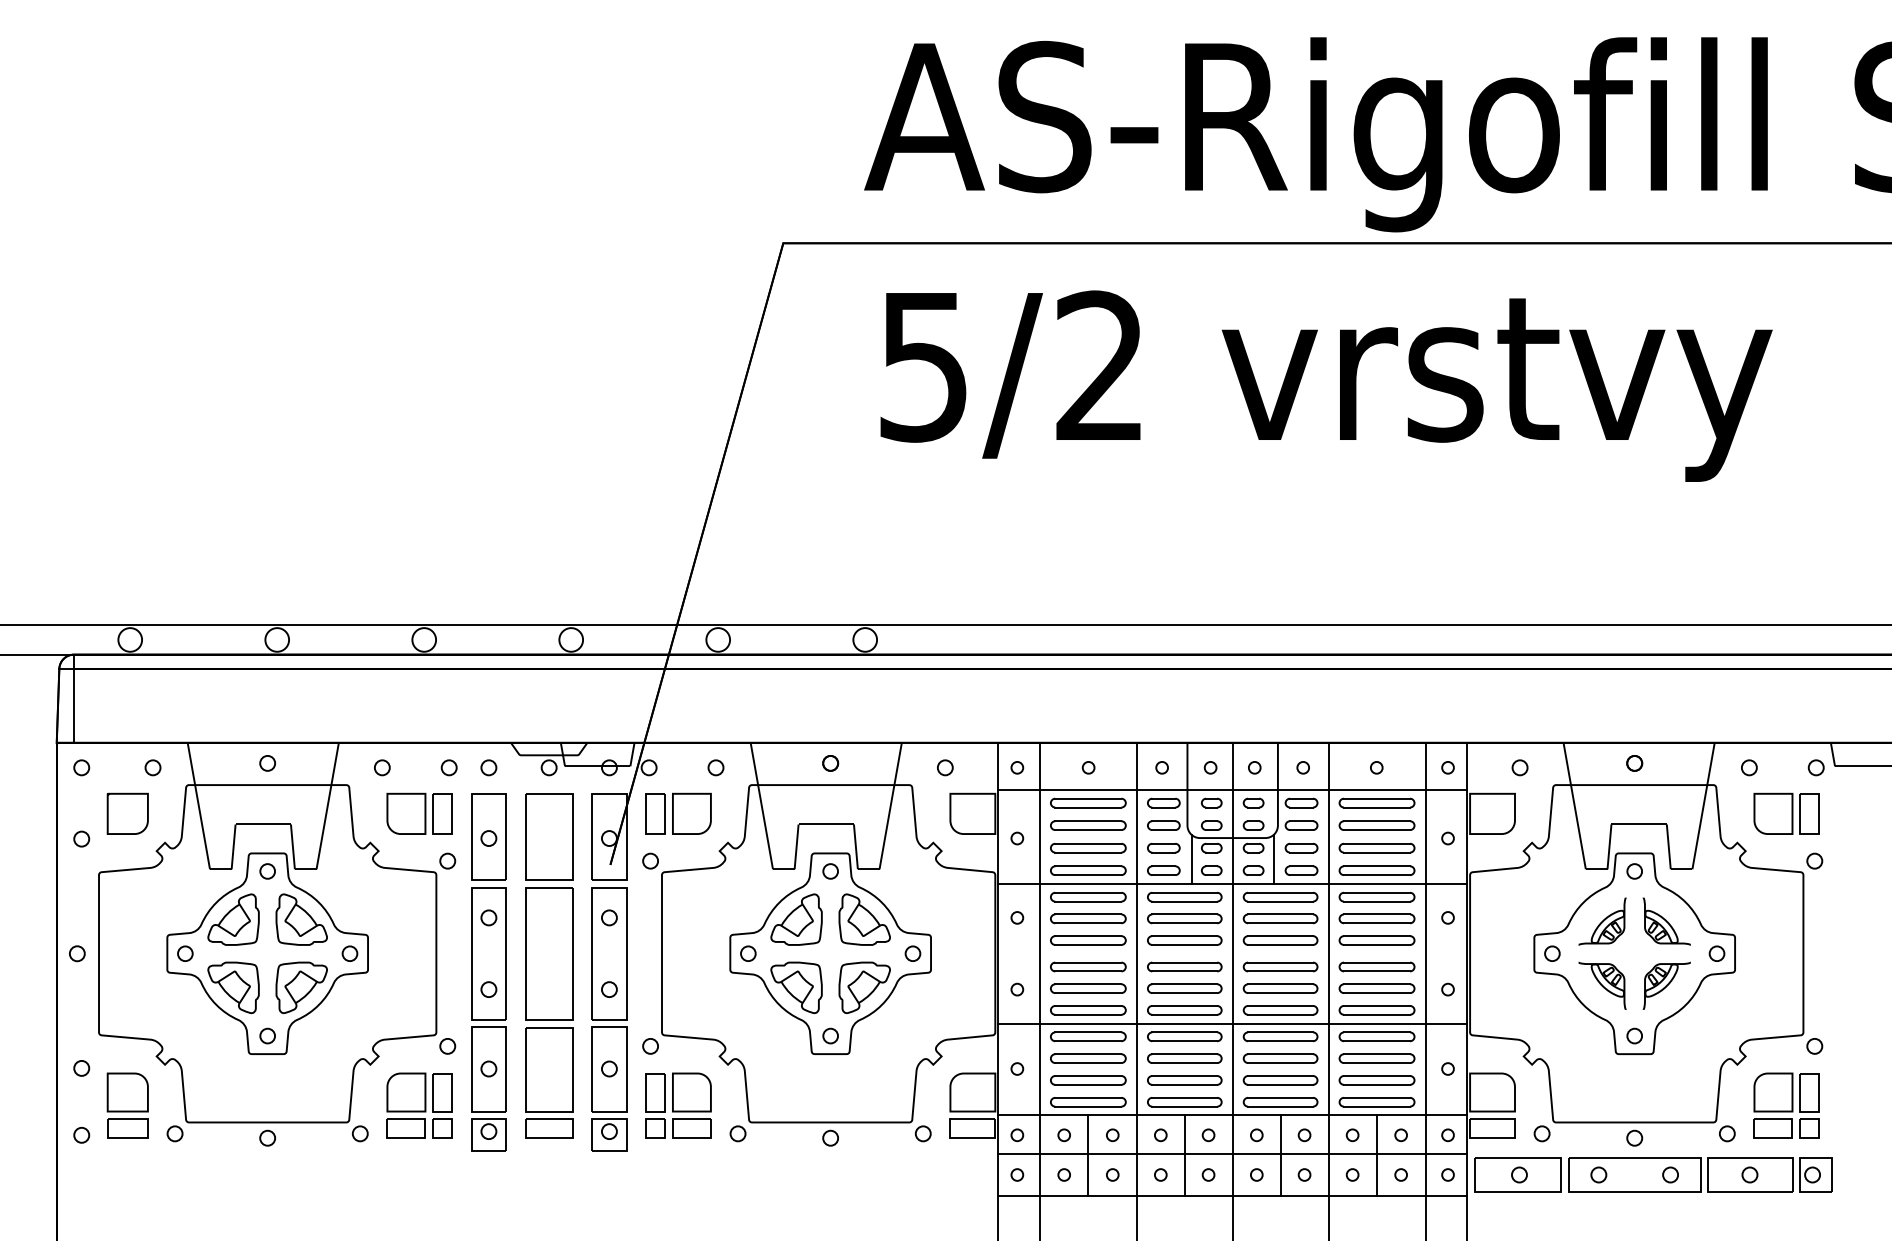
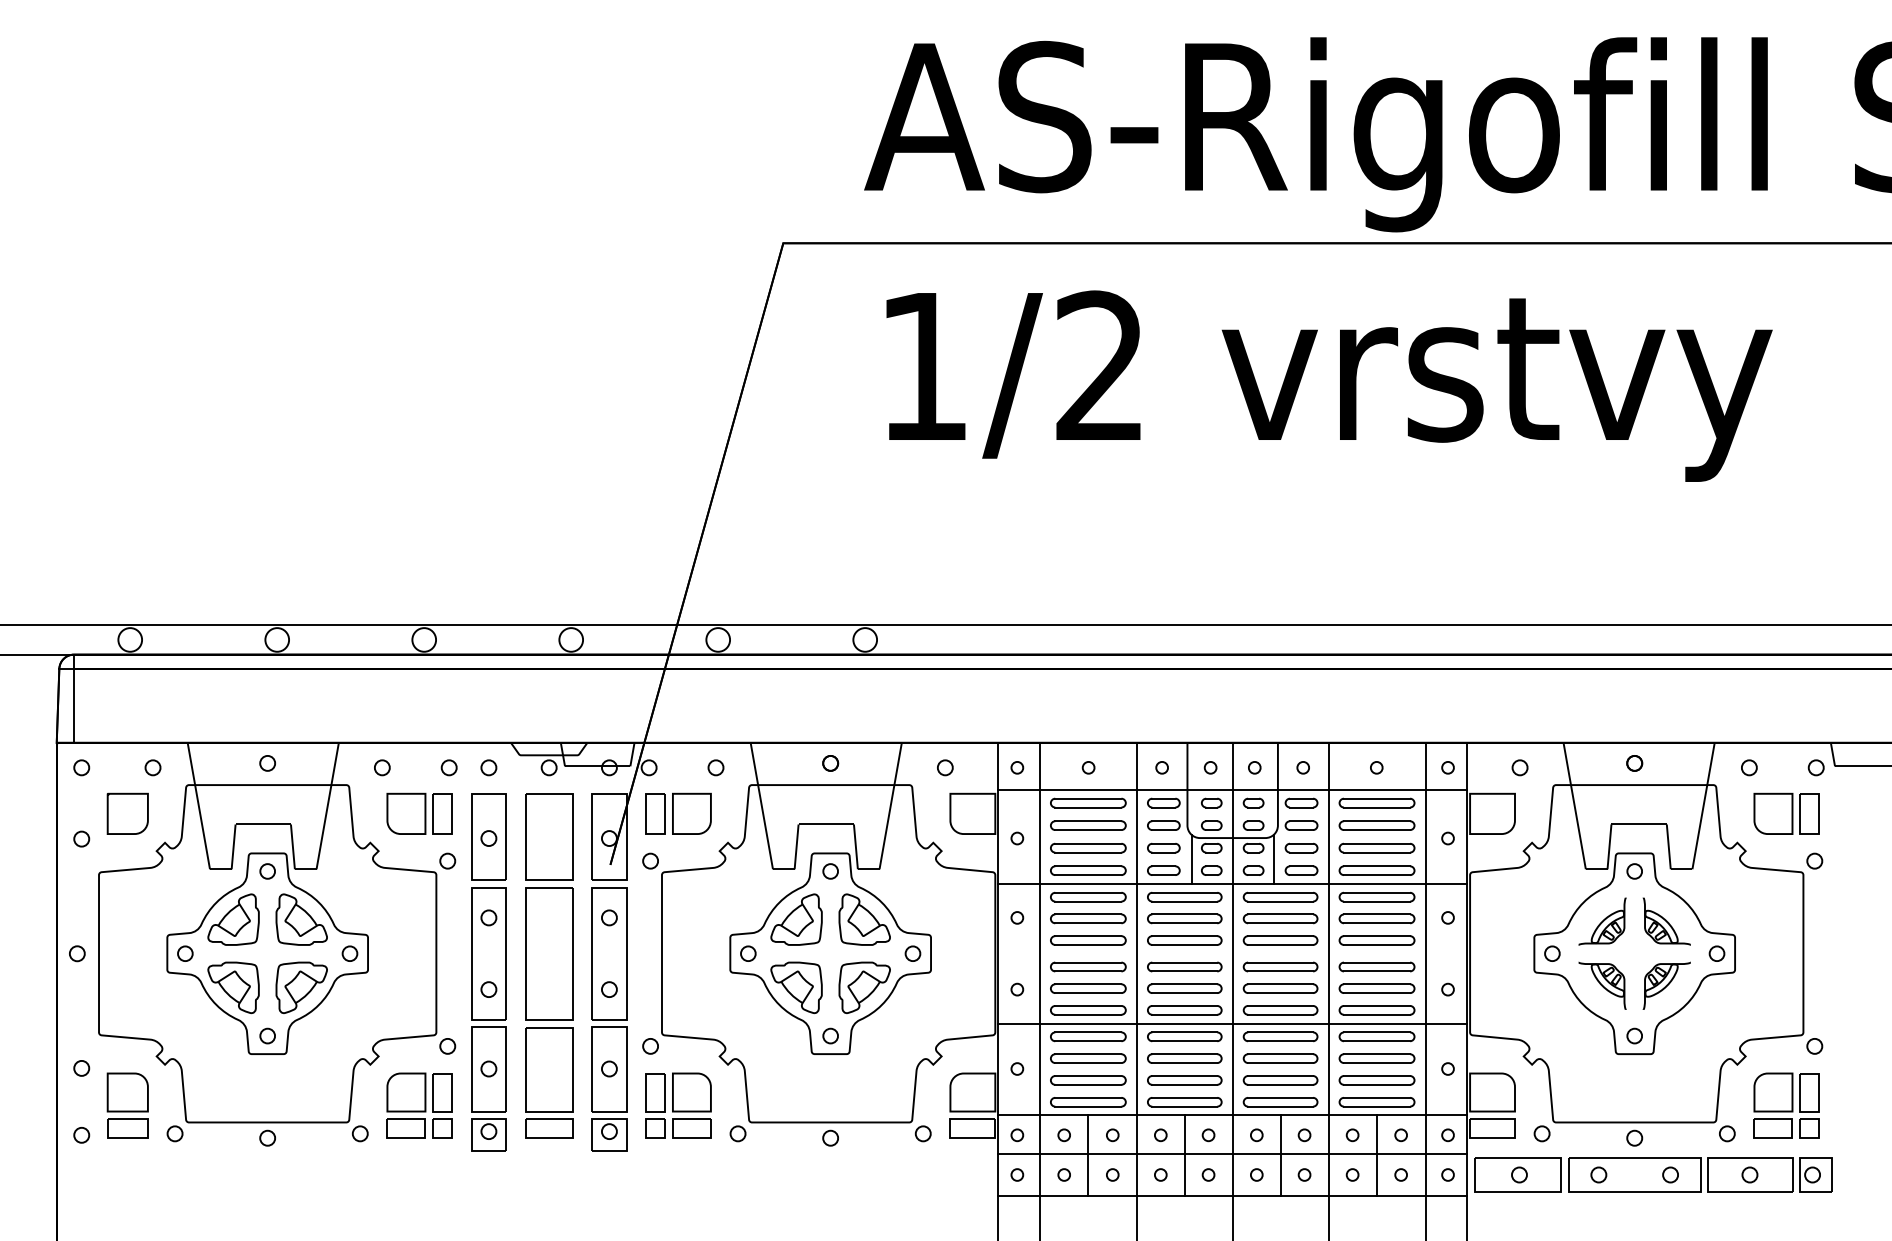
text: 5/2 -> 1/2 (923, 367)
